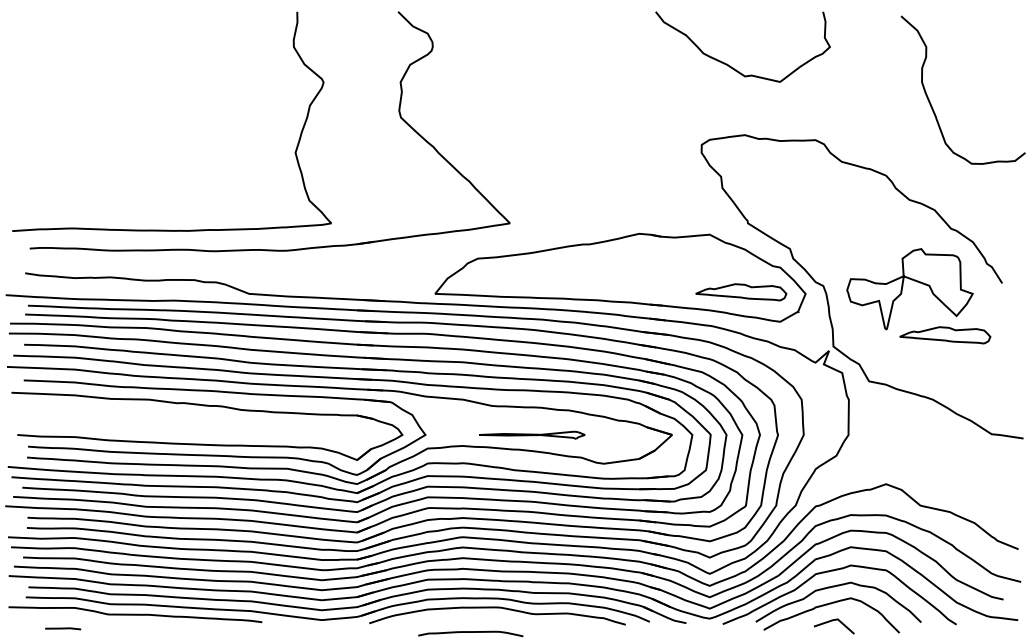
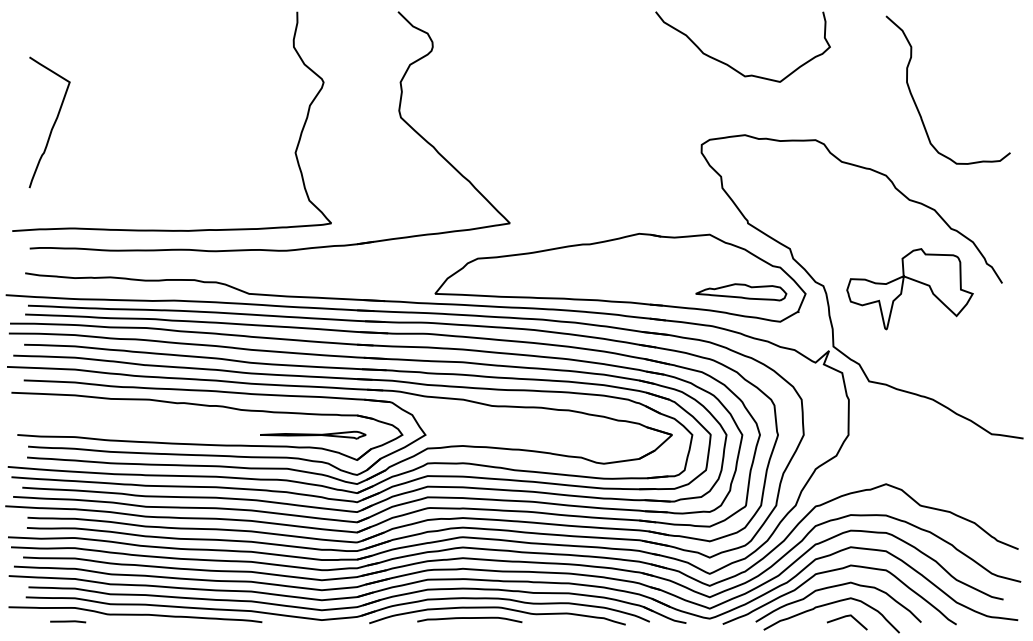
curve position: (931, 103) -> (916, 103) (916, 103)
curve: none -> present (53, 123)
part: present -> none (945, 335)
part position: (532, 434) -> (313, 434) (313, 434)
line position: (832, 621) -> (845, 617) (845, 617)
line position: (63, 628) -> (68, 621) (68, 621)
curve position: (470, 632) -> (469, 618) (469, 618)
